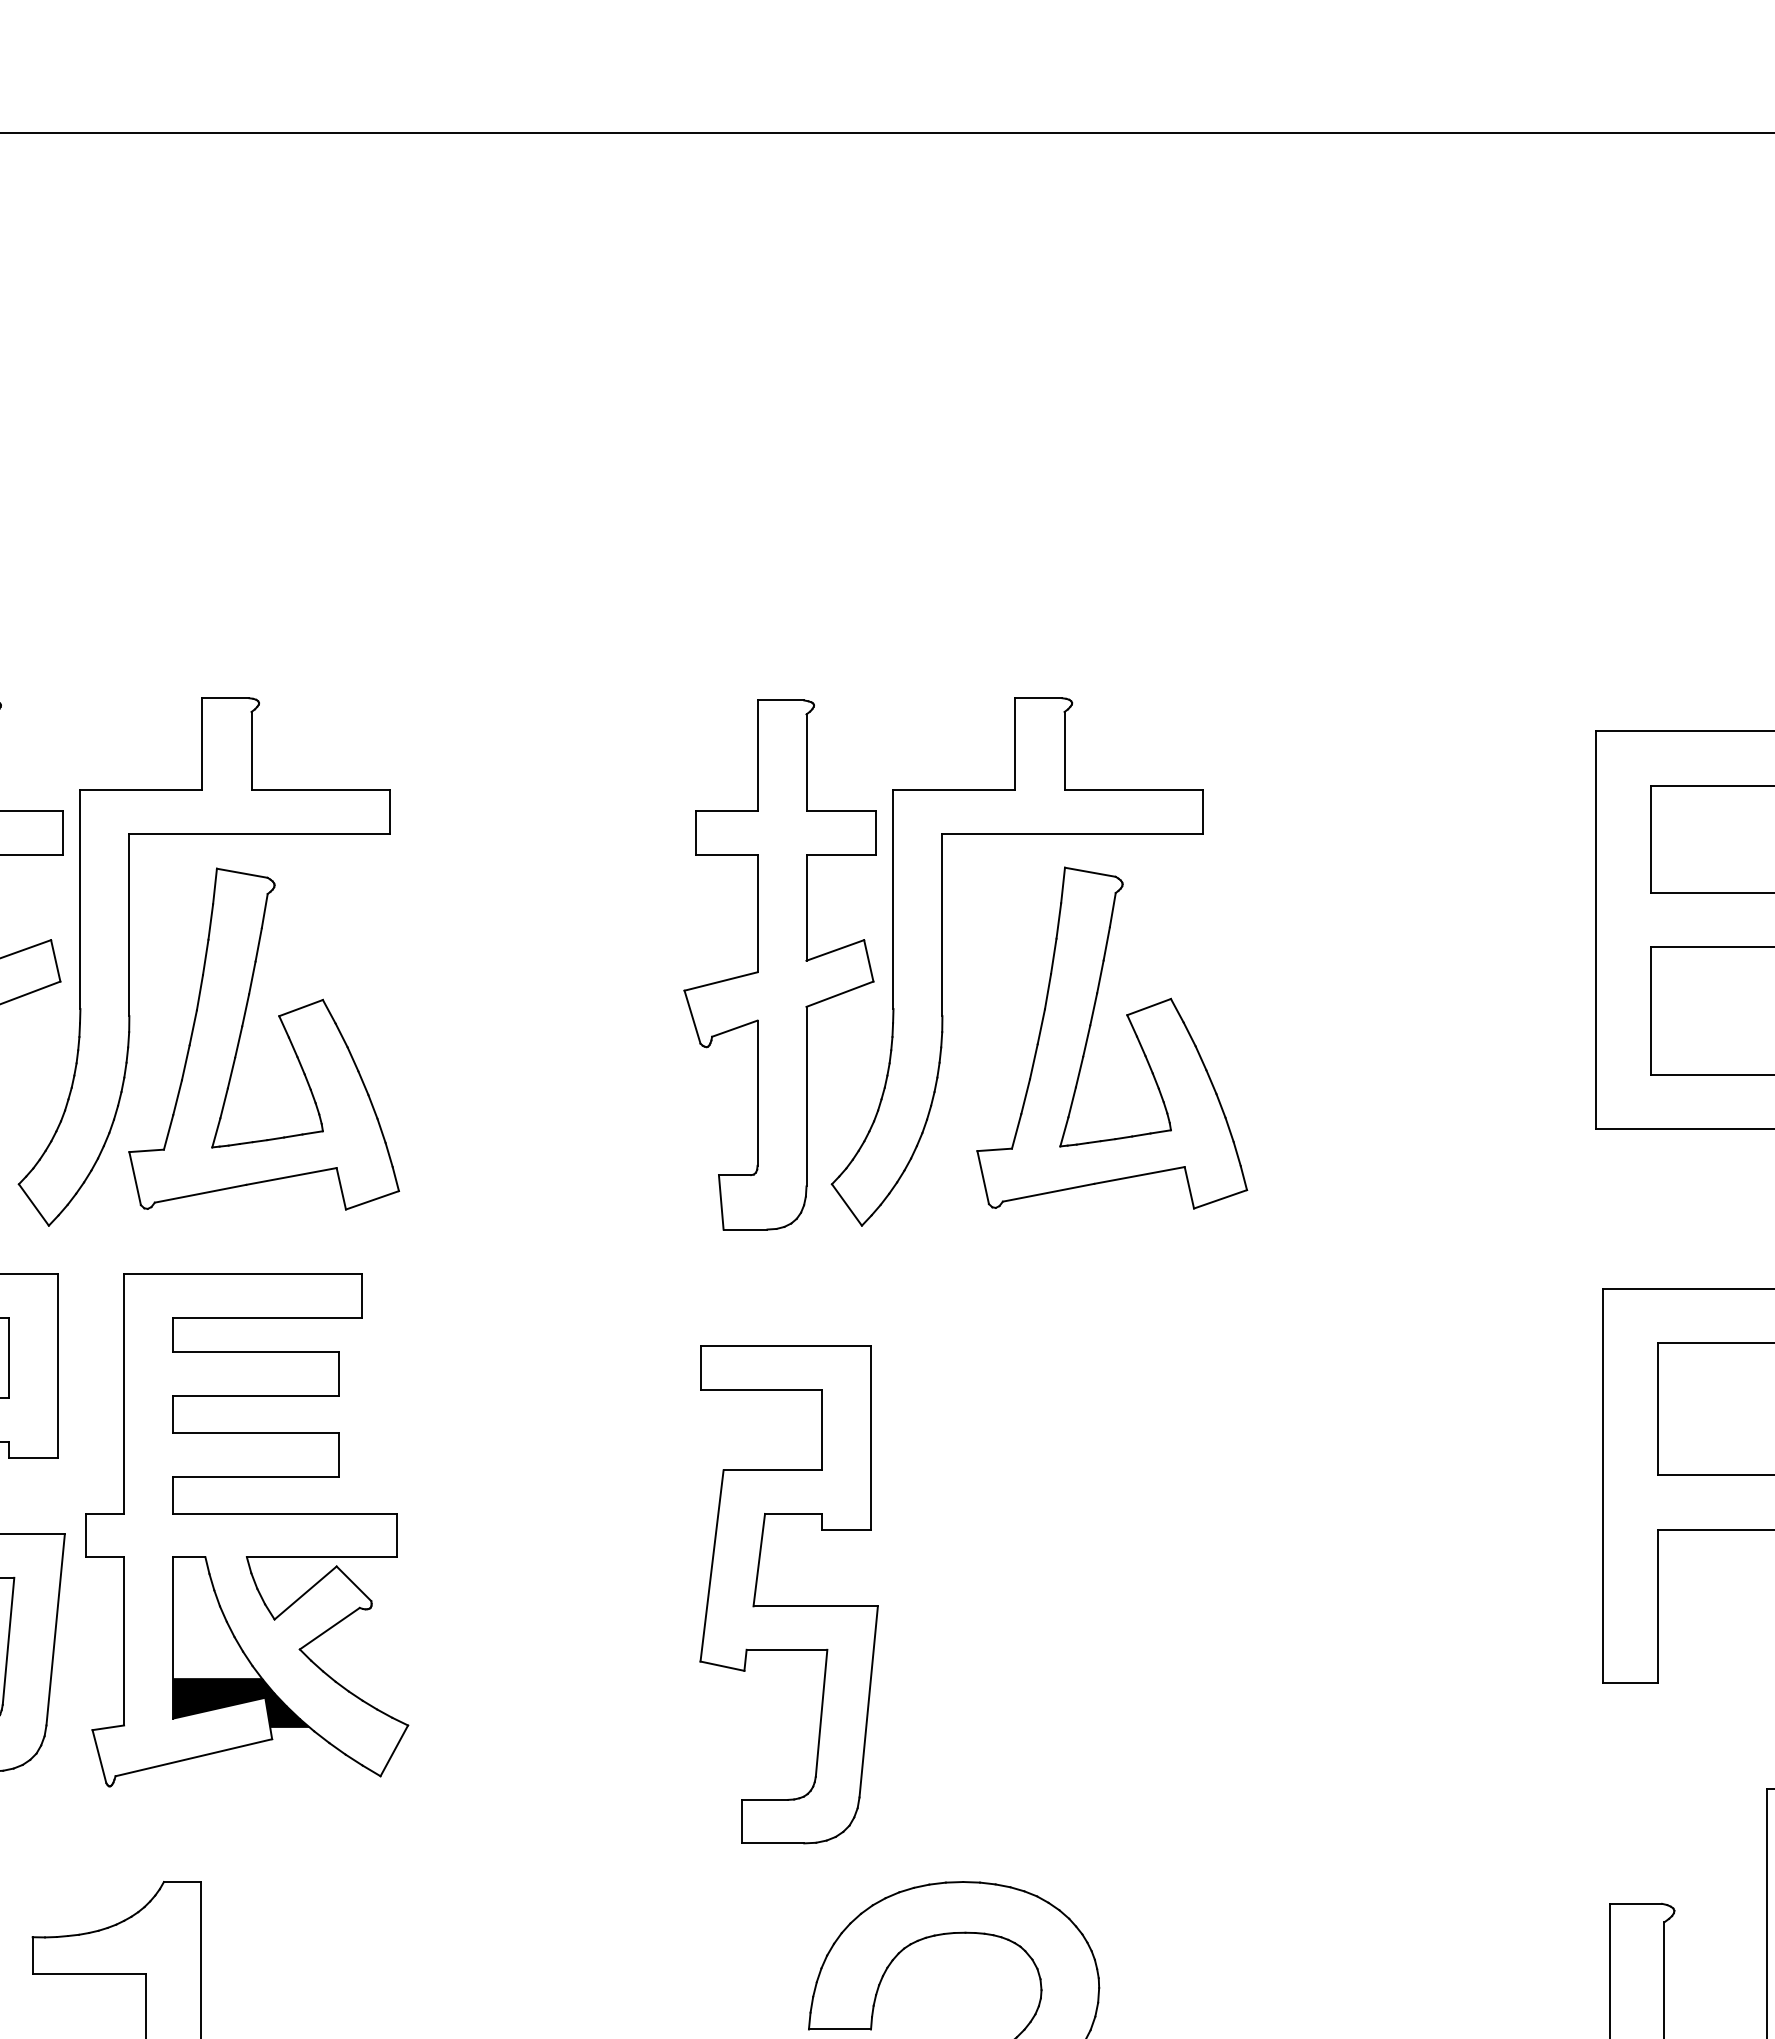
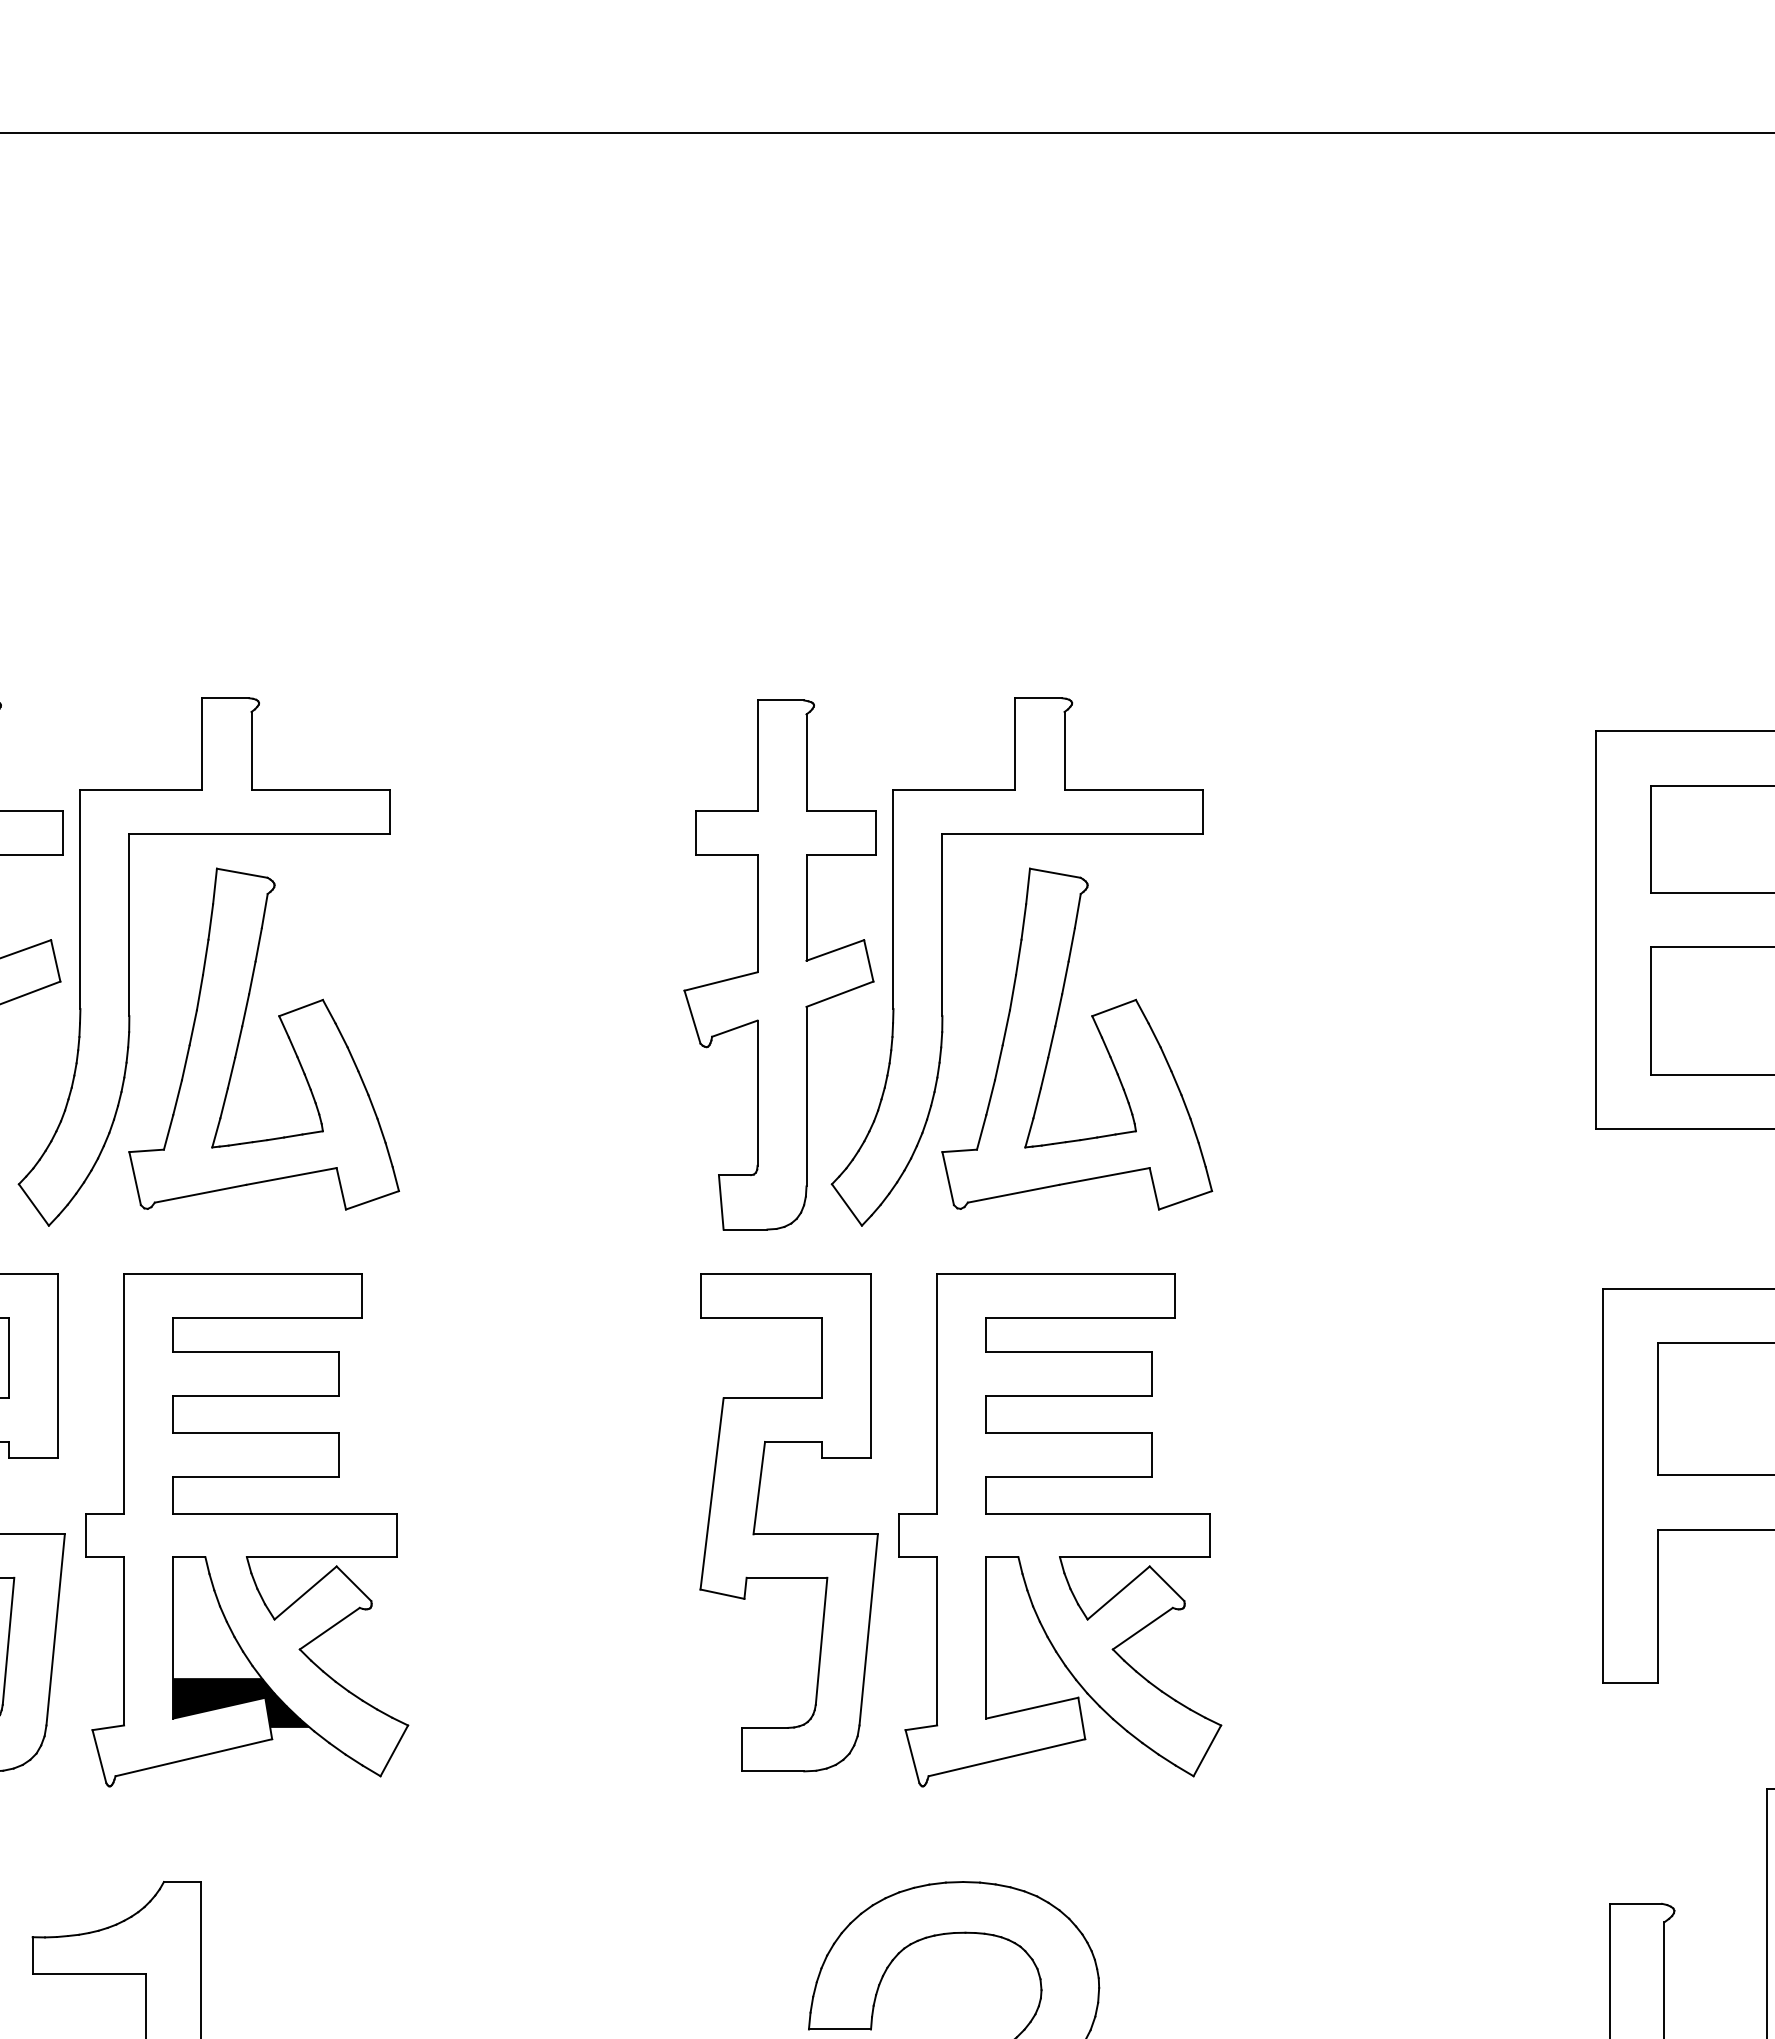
part position: (1131, 1027) -> (1096, 1028) (1096, 1028)
part: none -> present (1060, 1530)
part position: (788, 1605) -> (788, 1533) (788, 1533)
